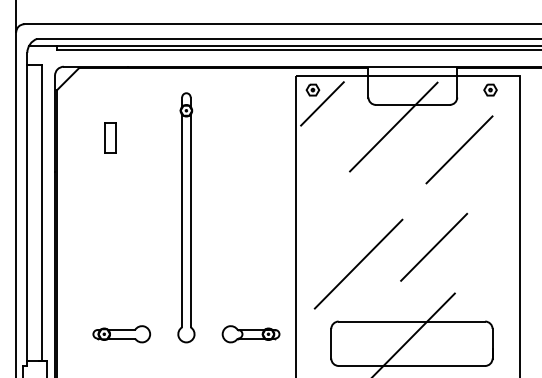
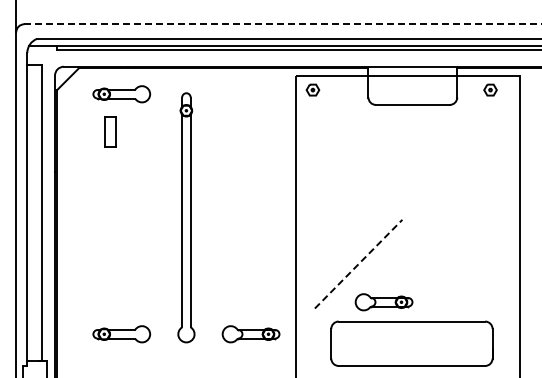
line: solid -> dashed (282, 24)
part: none -> present (121, 94)
line: present -> none (322, 103)
line: present -> none (393, 126)
part position: (110, 137) -> (110, 131) (110, 131)
line: present -> none (459, 149)
line: present -> none (434, 246)
line: solid -> dashed (359, 263)
part: none -> present (383, 302)
line: present -> none (414, 333)
